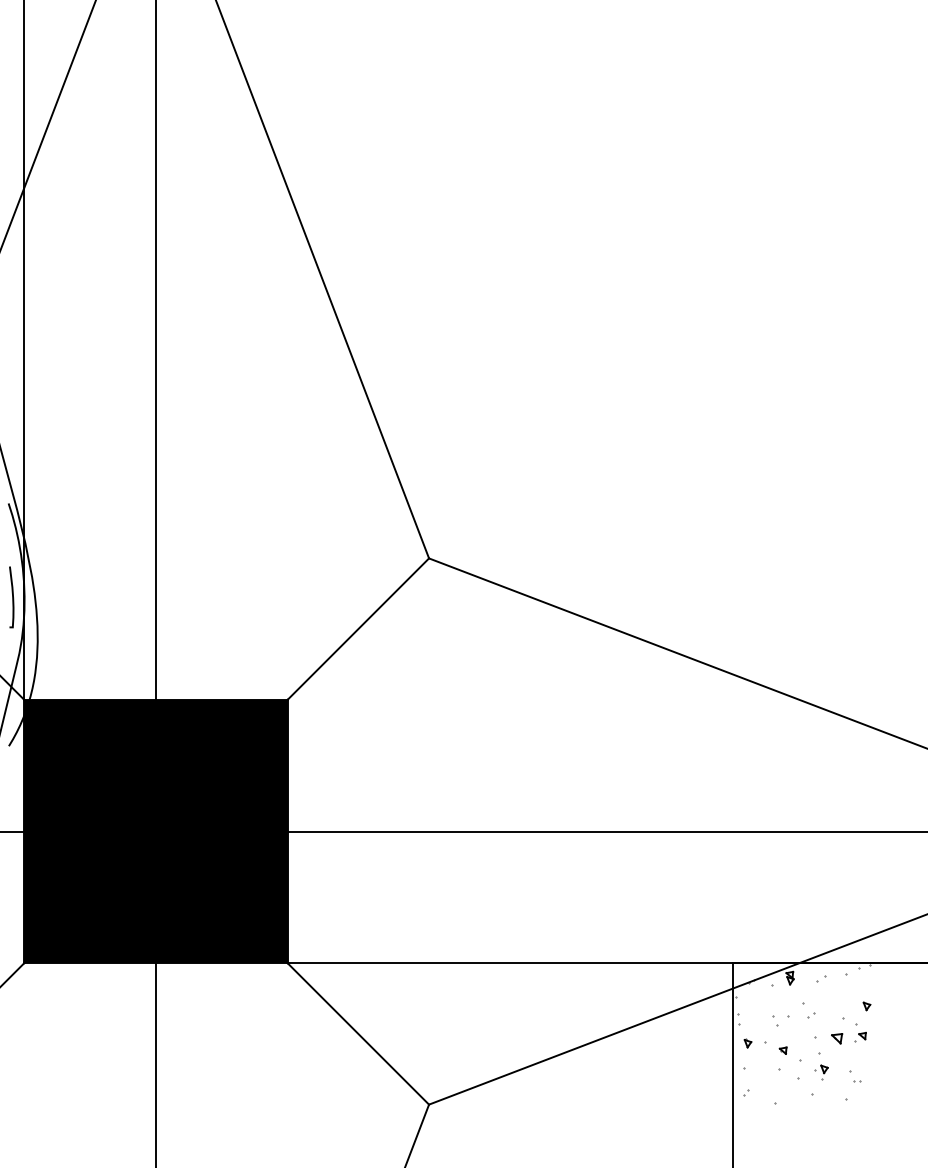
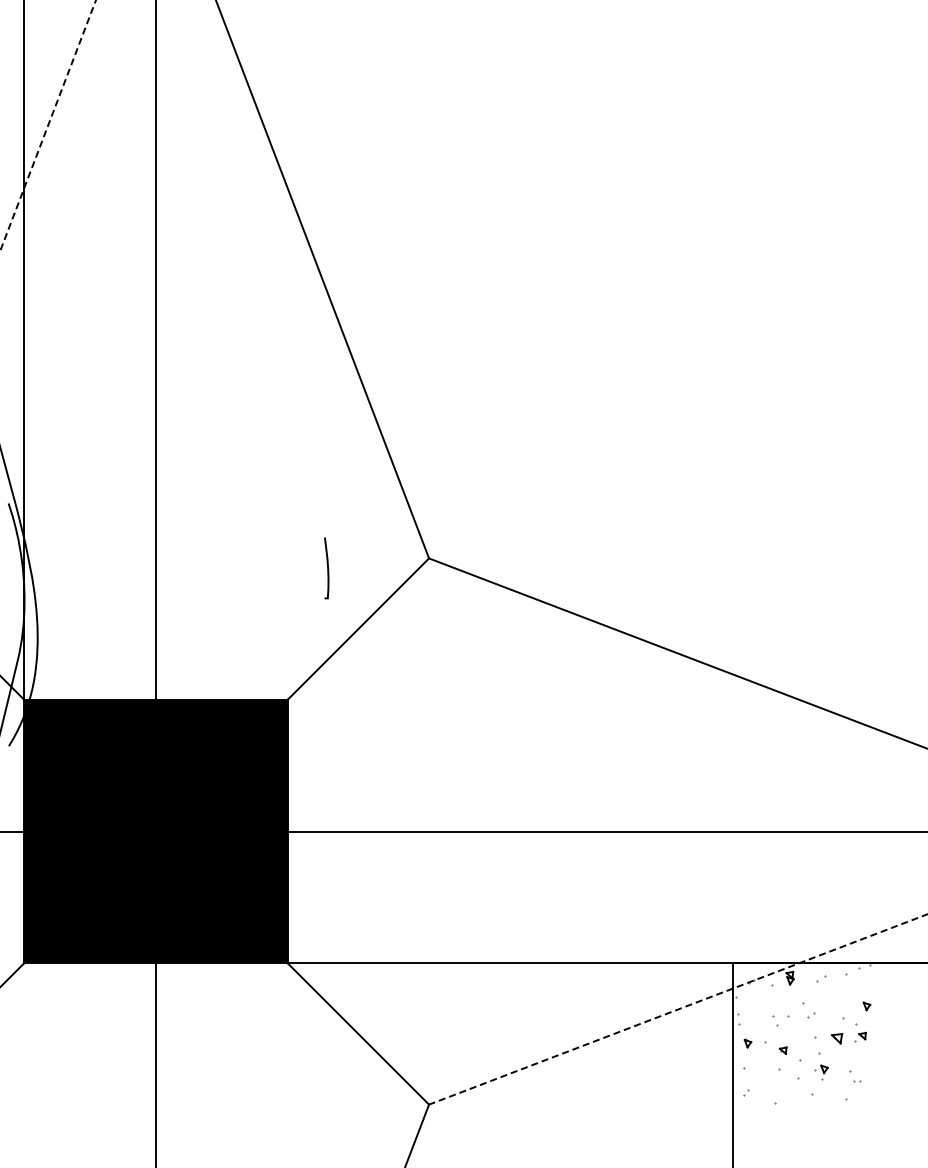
line: solid -> dashed (48, 125)
curve position: (12, 597) -> (327, 568) (327, 568)
line: solid -> dashed (678, 1009)
